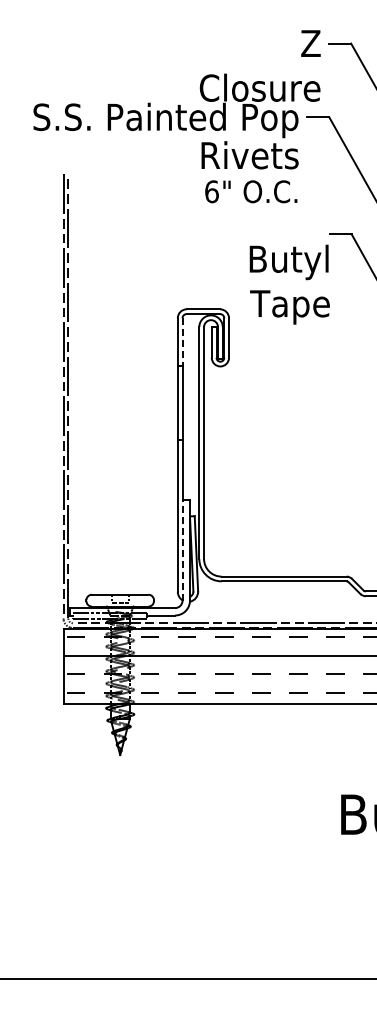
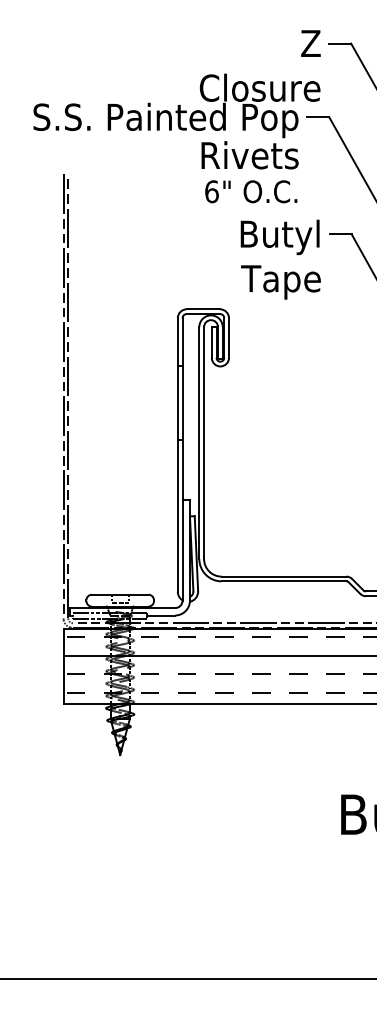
text position: (289, 284) -> (280, 259) (280, 259)
line: dashed -> solid (182, 342)
line: dashed -> solid (182, 550)
